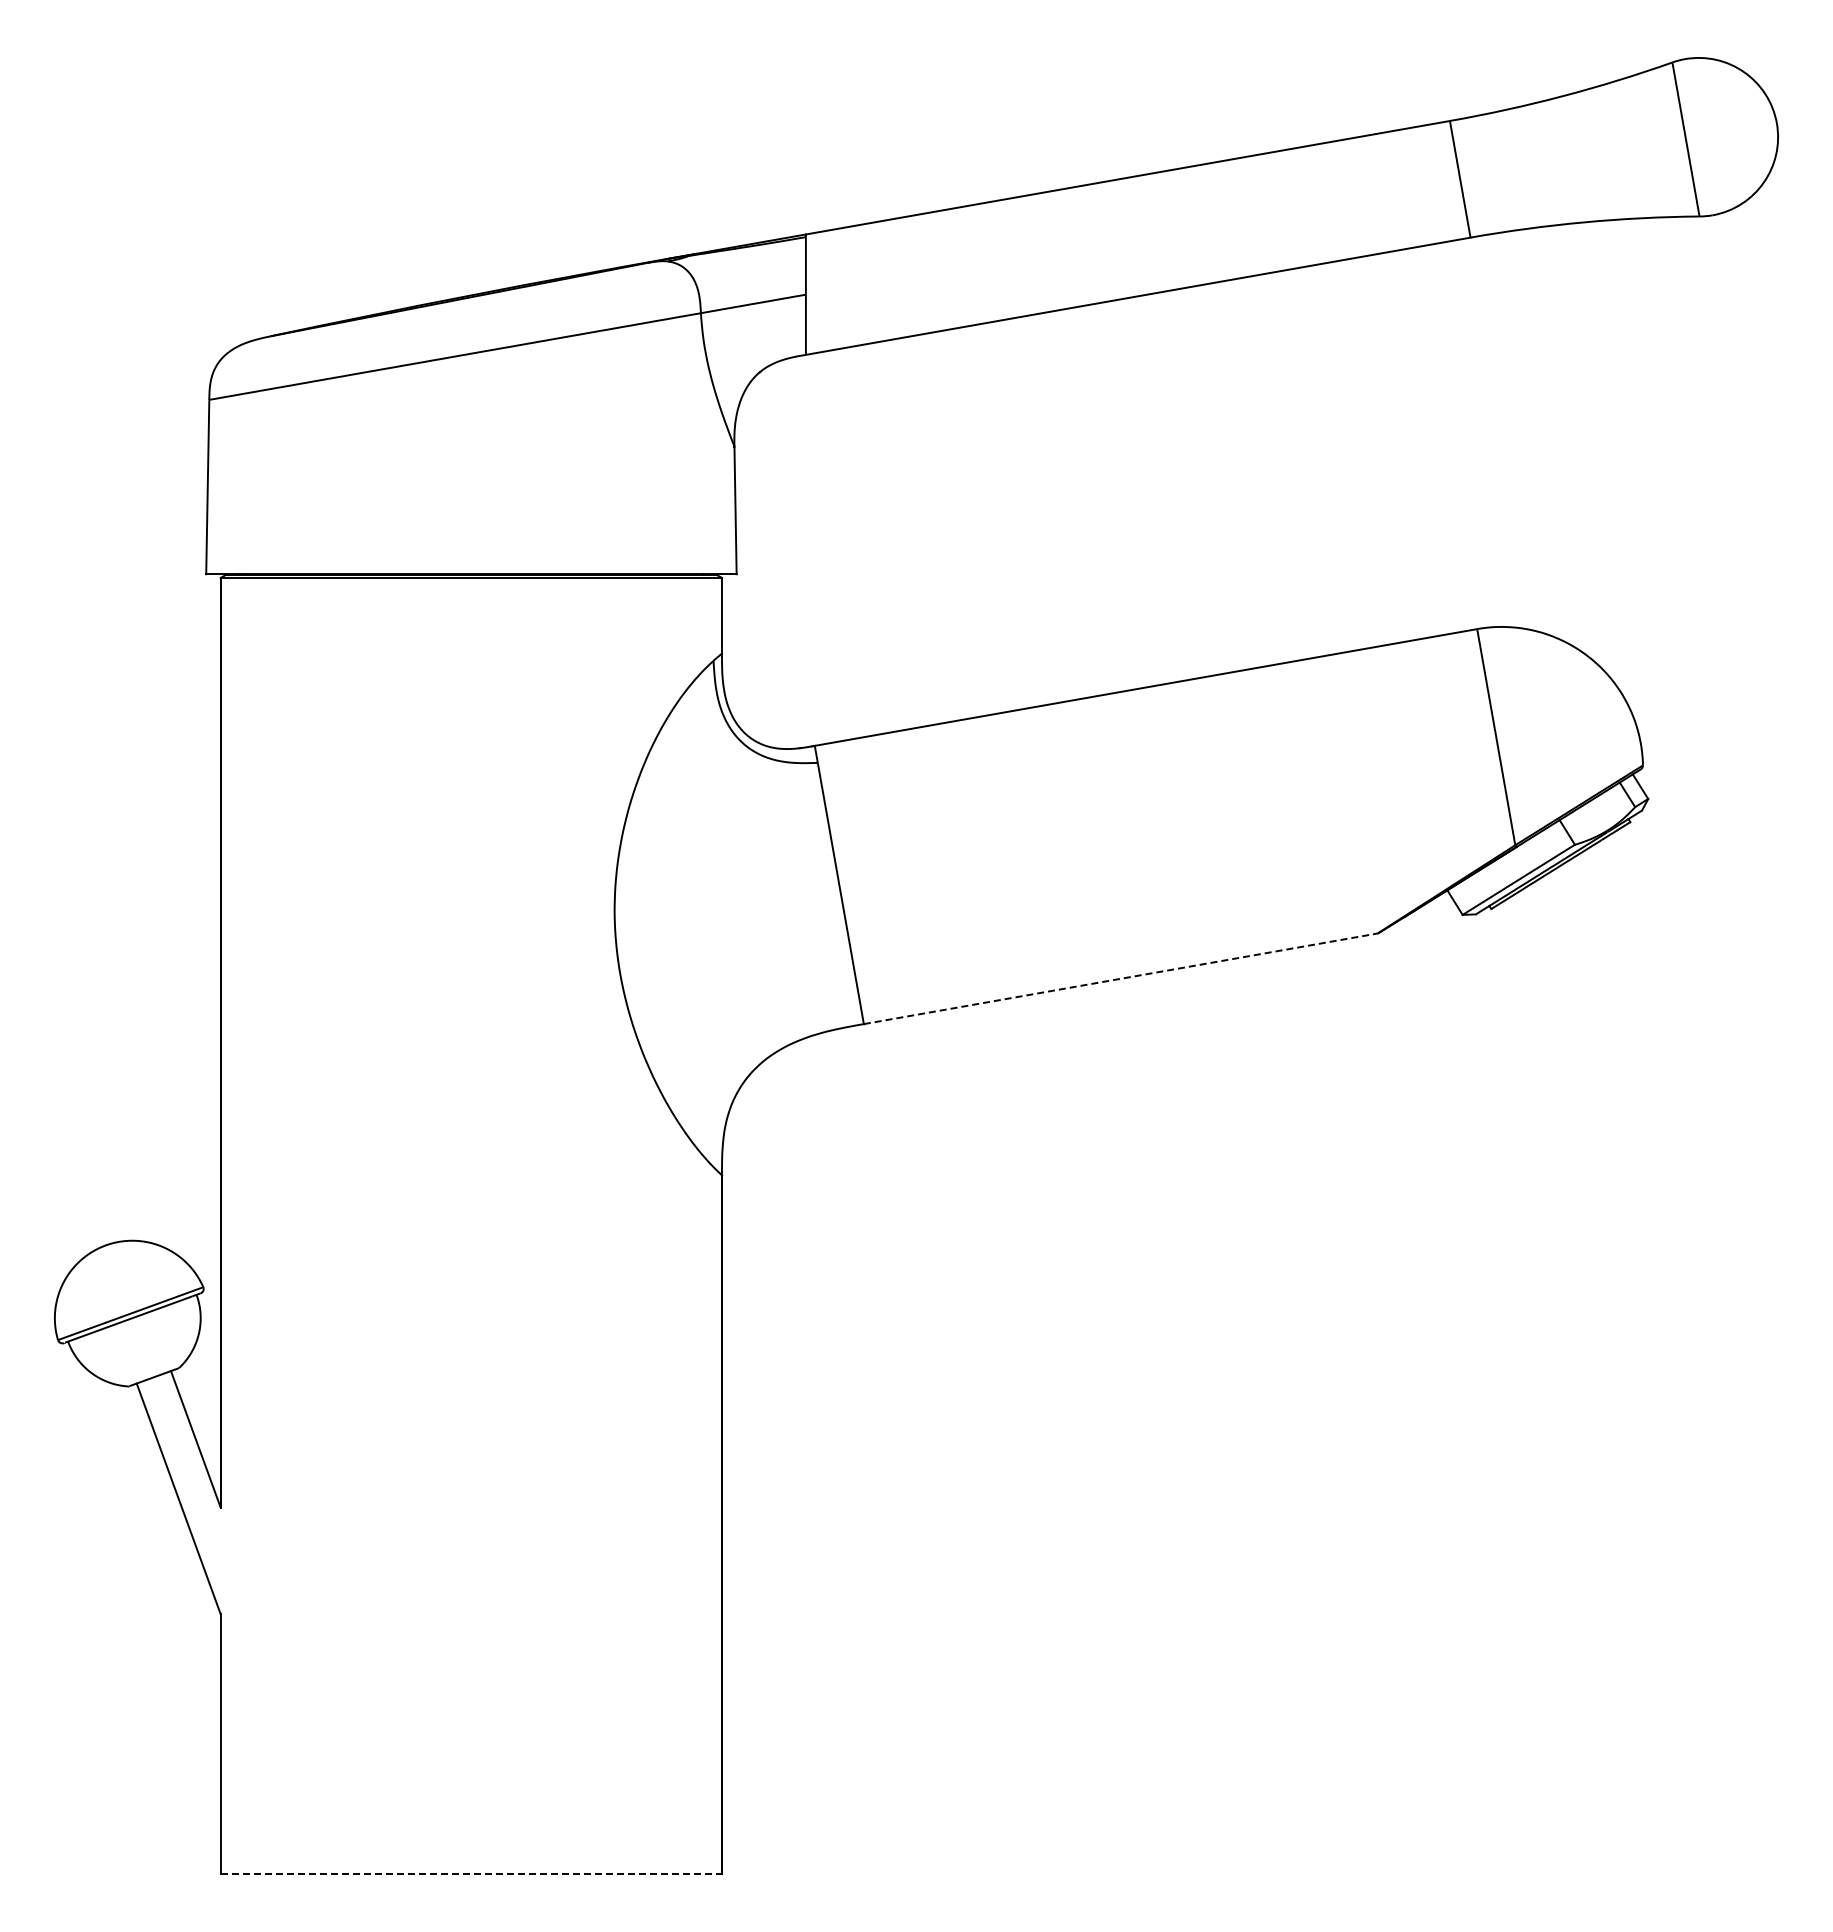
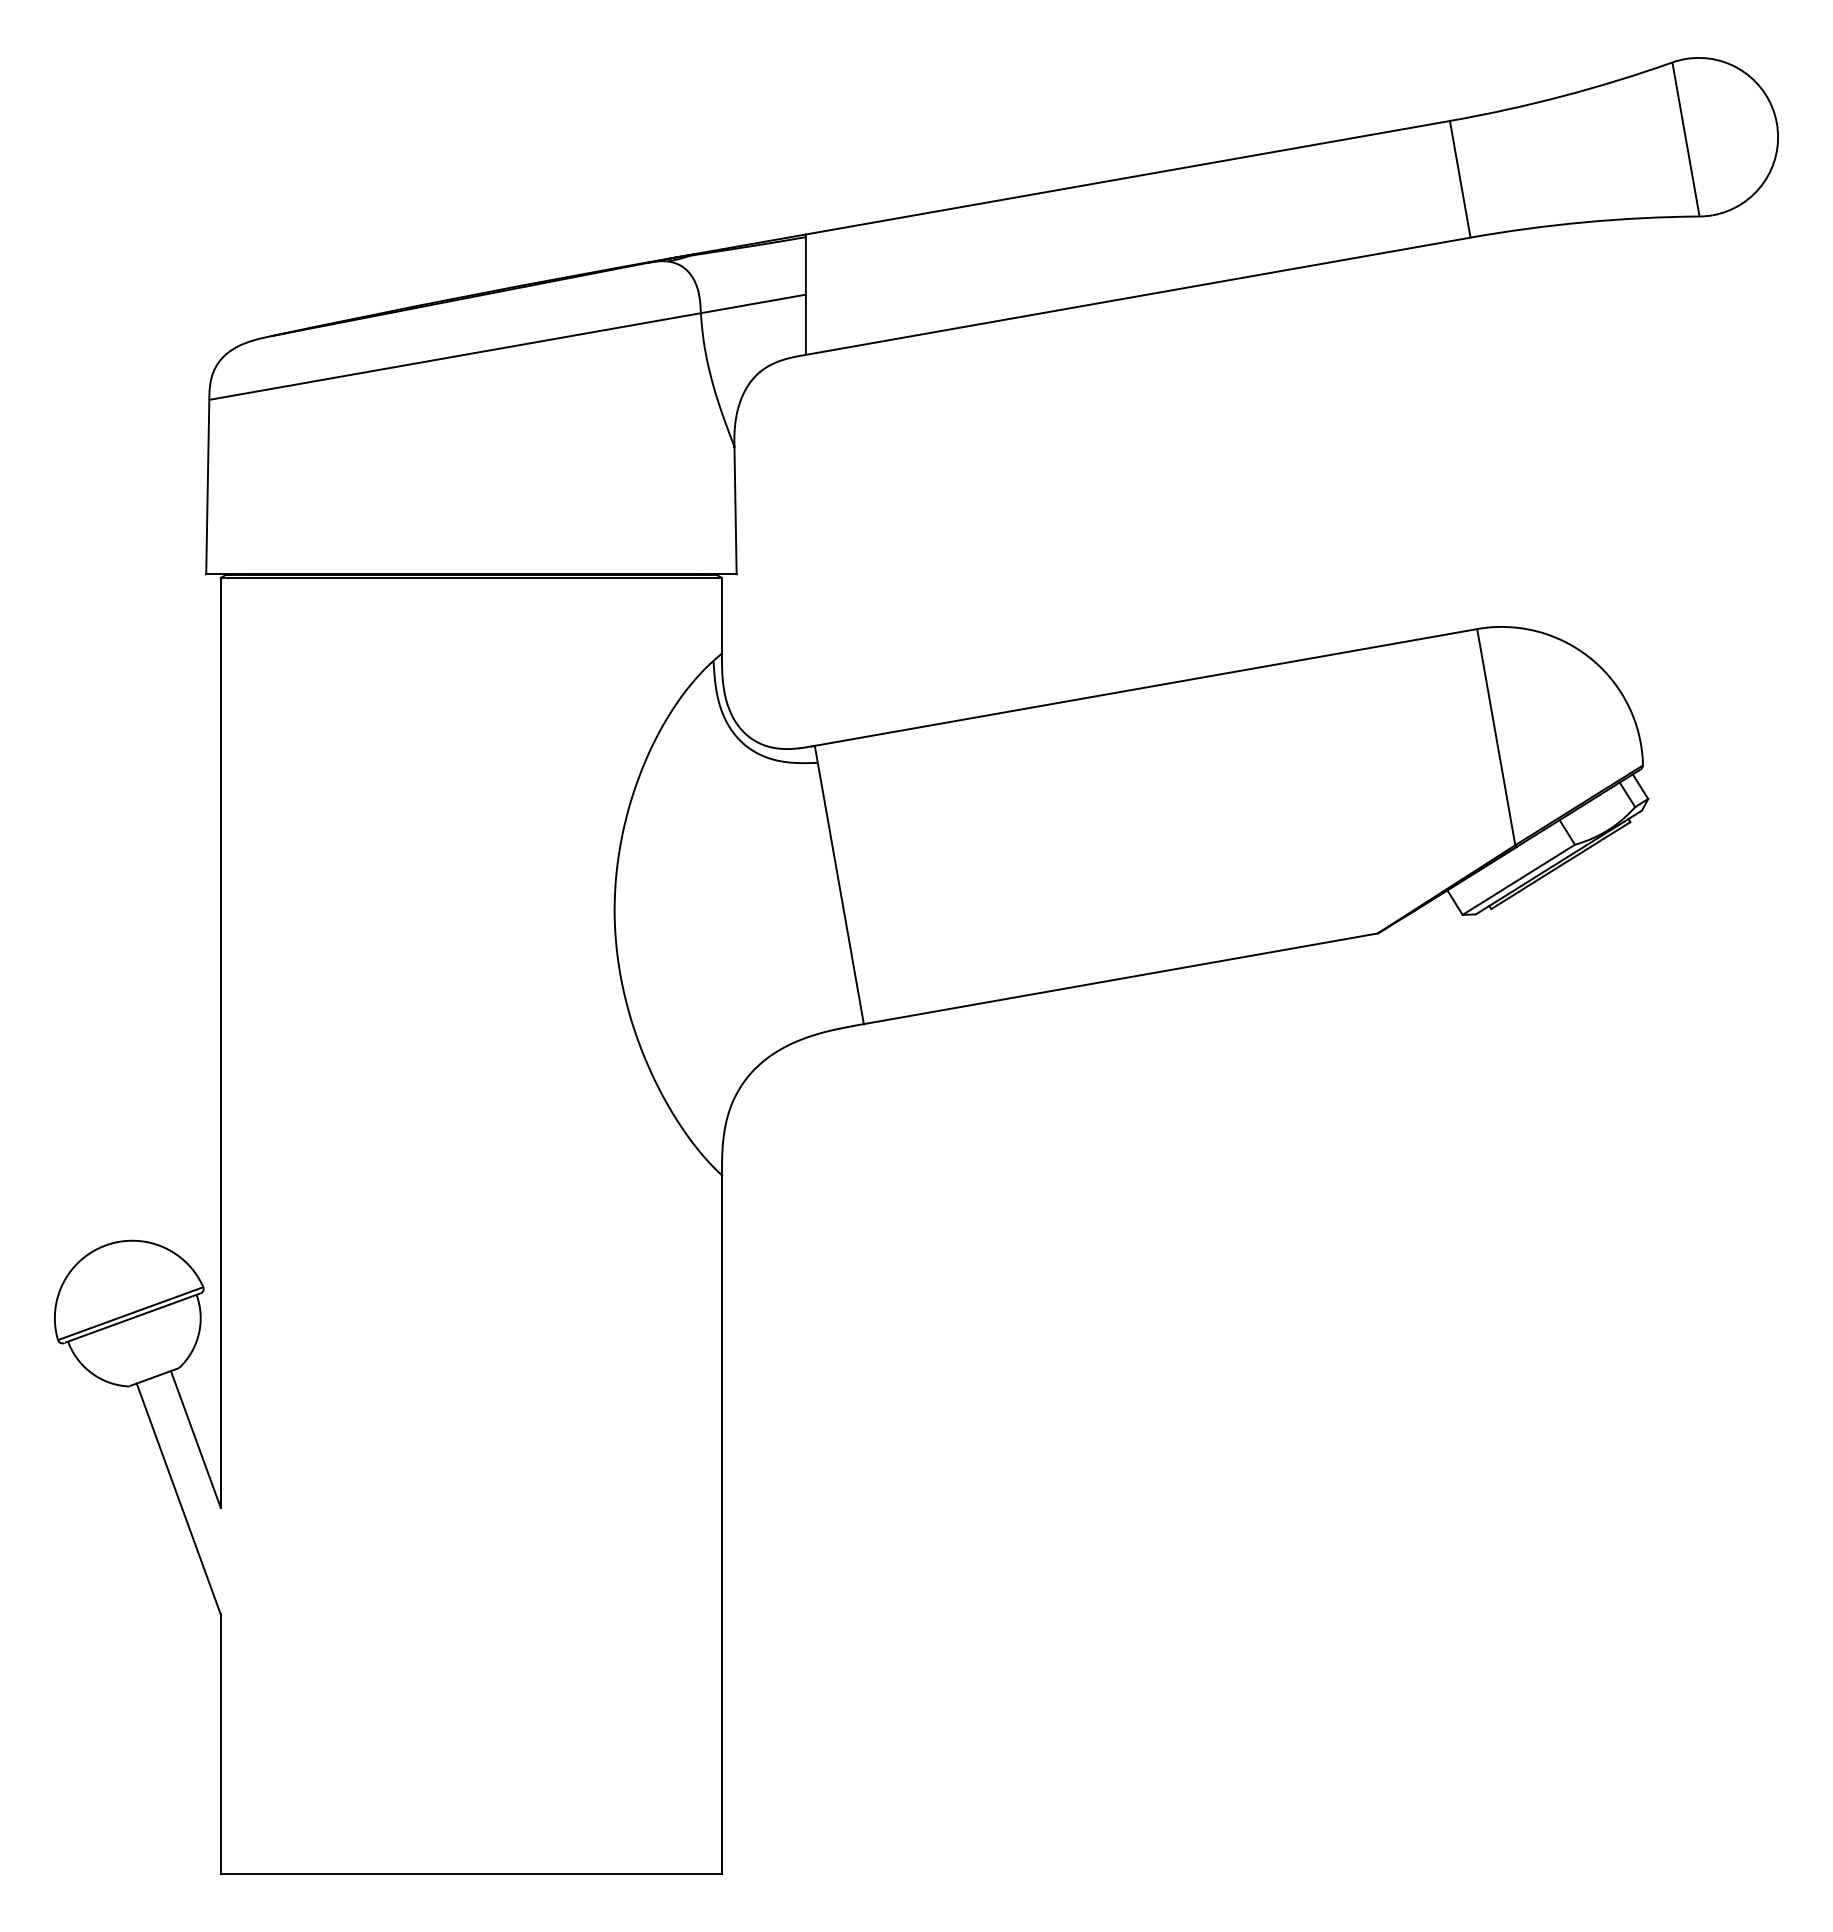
line: dashed -> solid (1120, 978)
line: dashed -> solid (471, 1874)
